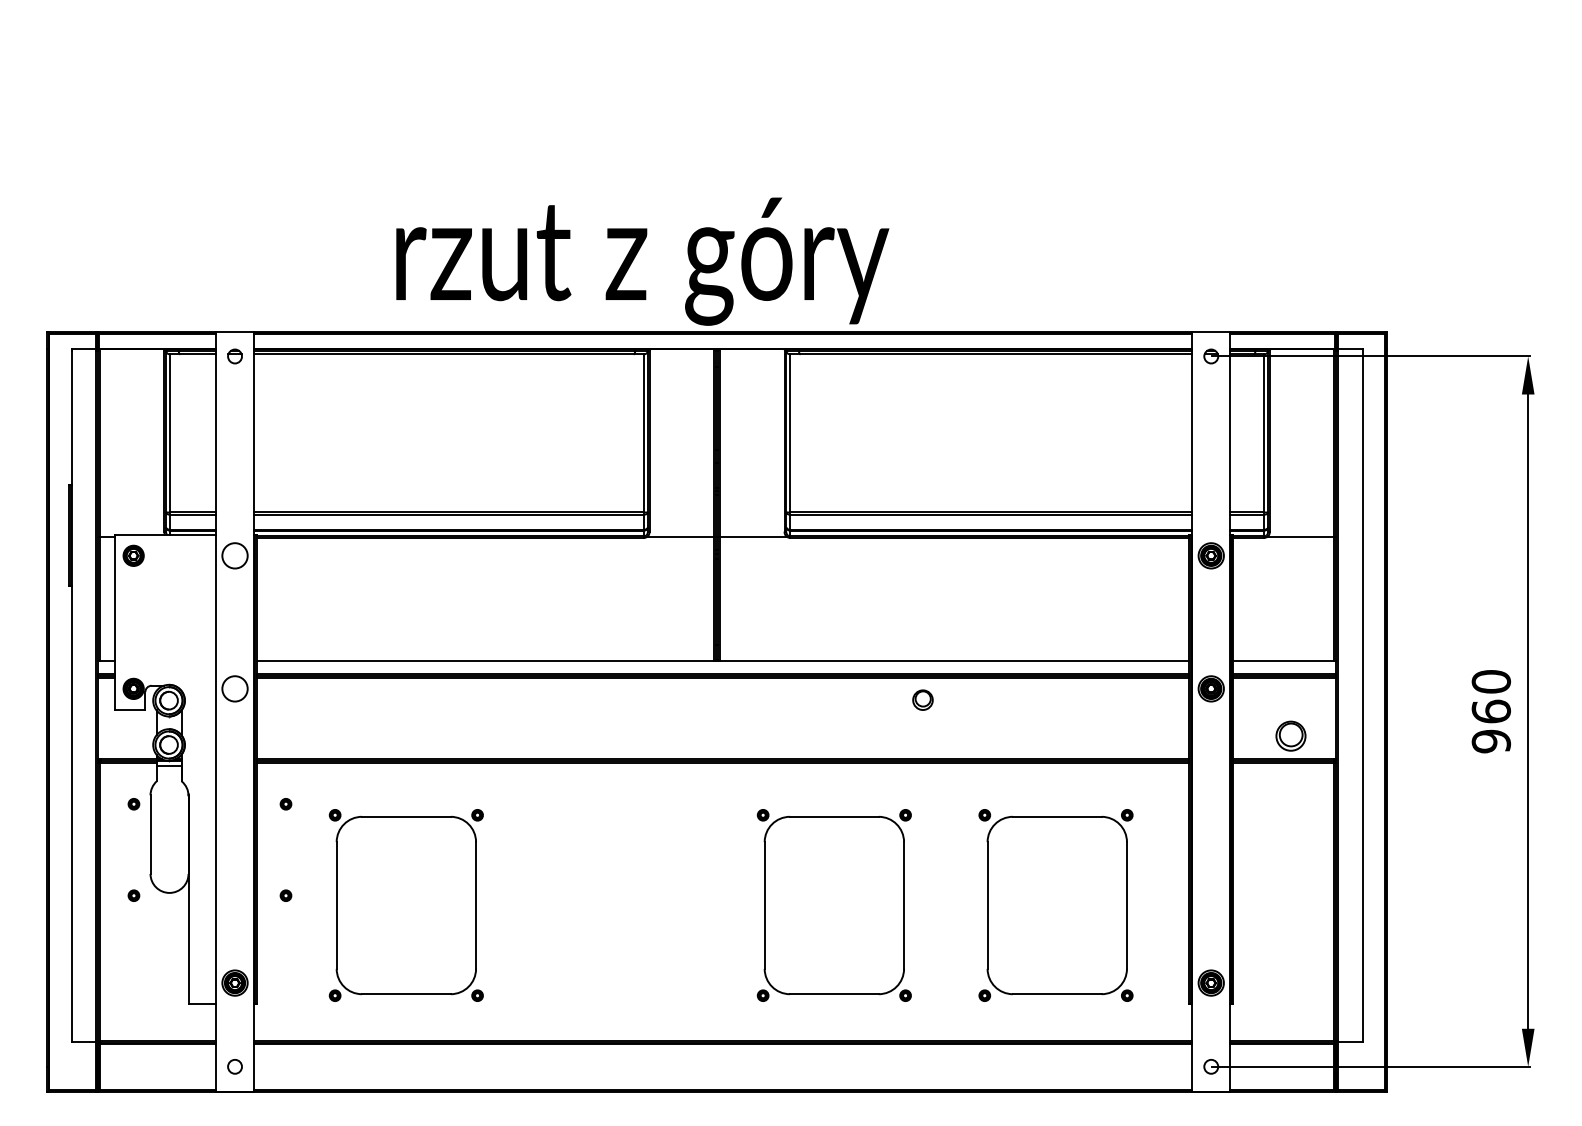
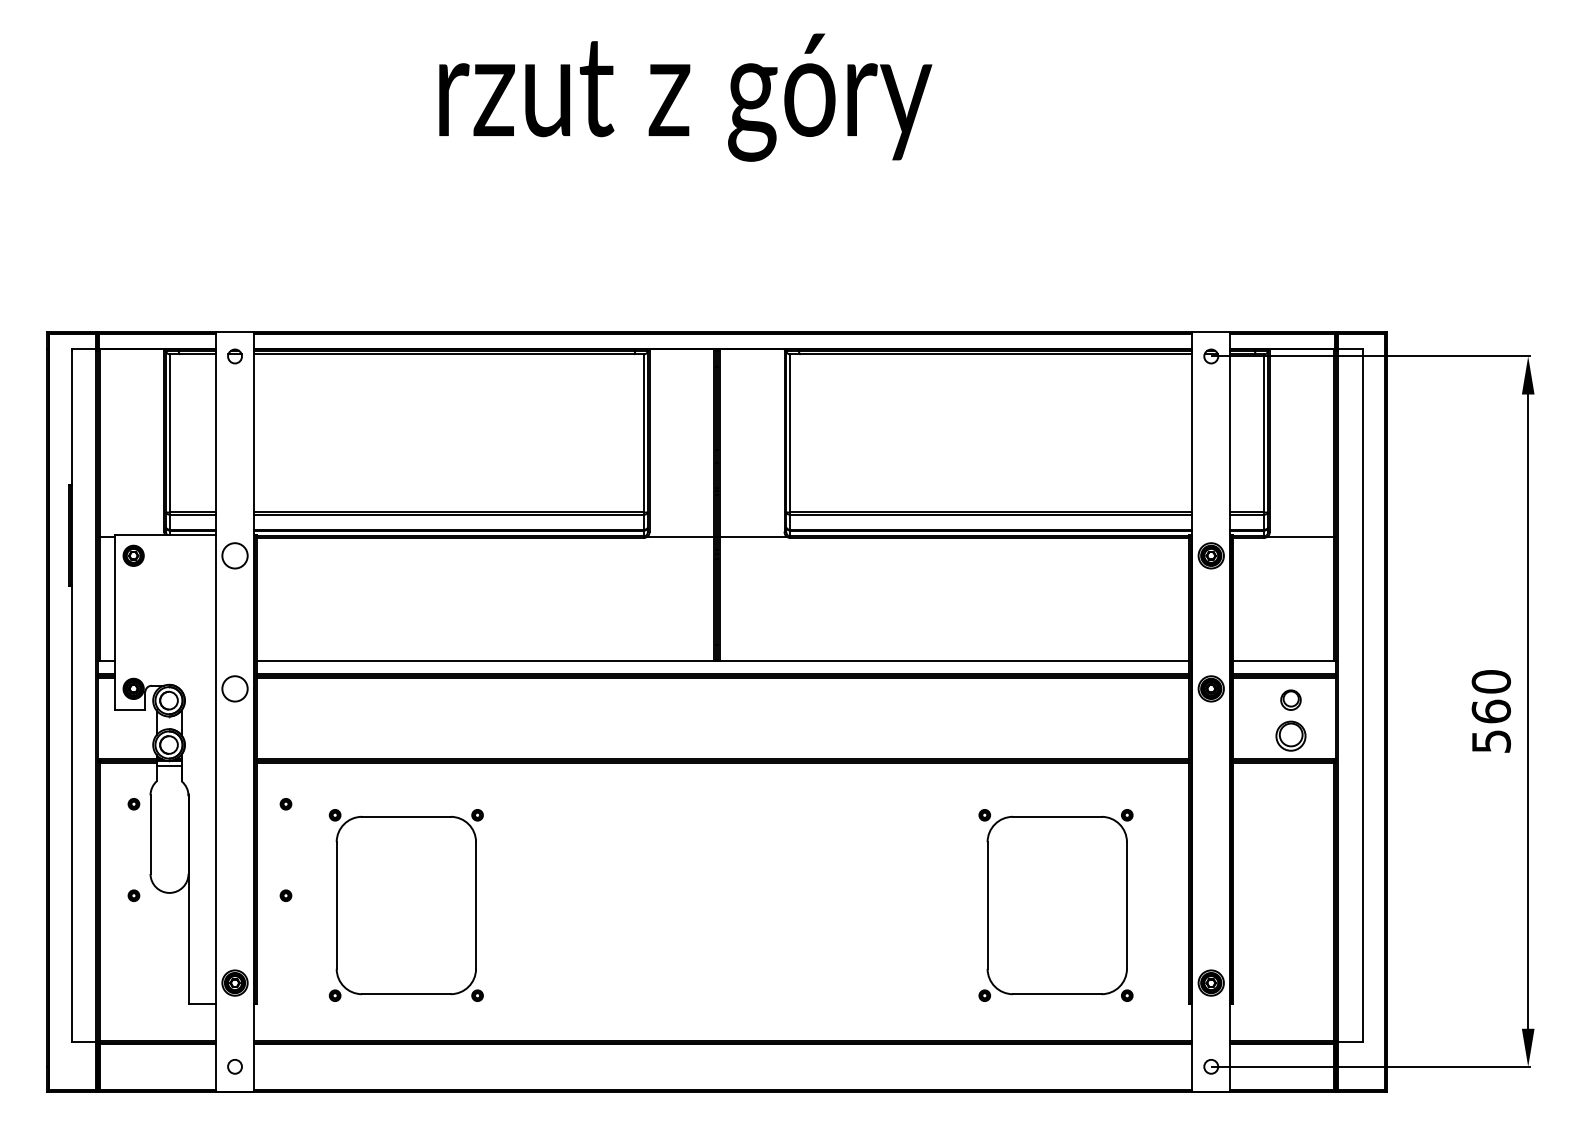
text position: (642, 261) -> (685, 97) (685, 97)
part position: (922, 699) -> (1290, 699) (1290, 699)
text: 960 -> 560 (1490, 741)
part: present -> none (833, 905)
